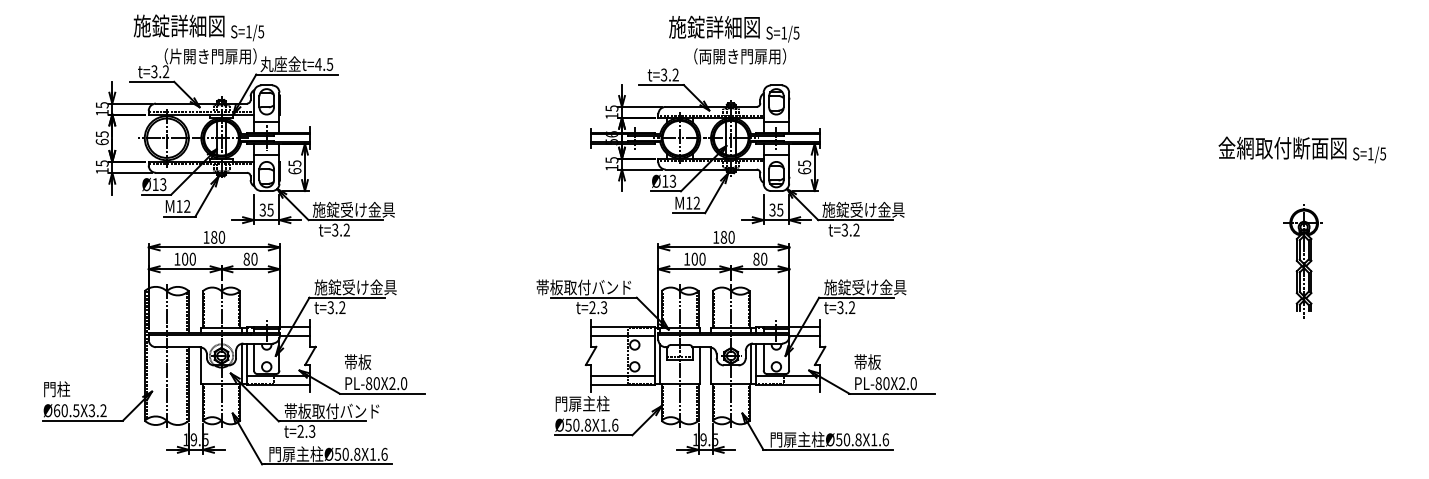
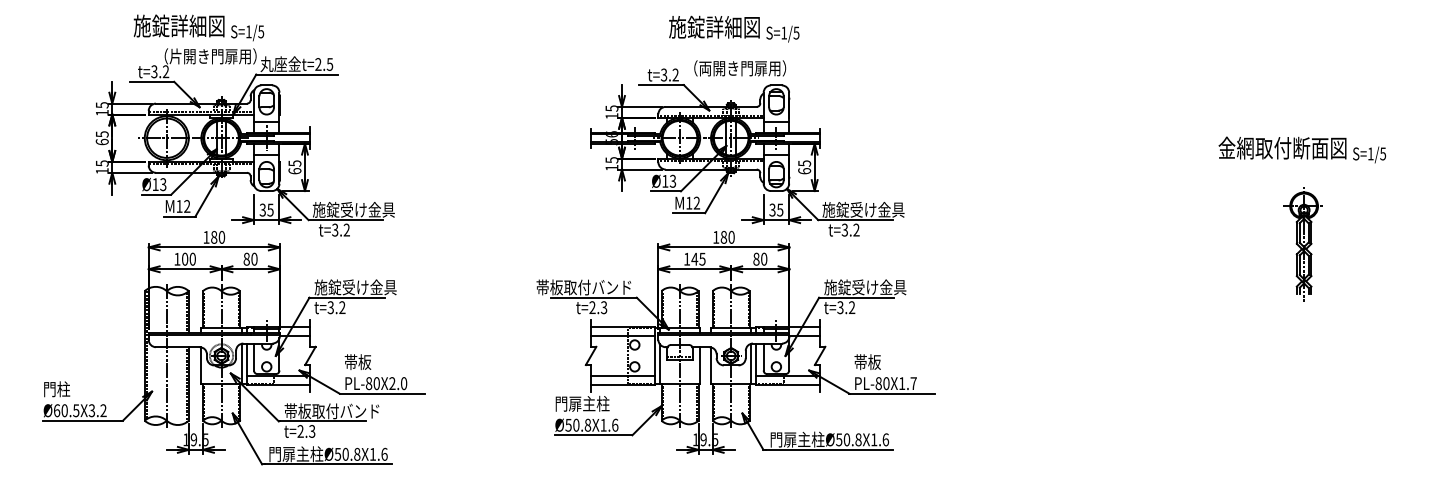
text position: (740, 56) -> (740, 68) (740, 68)
text: t=4.5 -> t=2.5 (318, 64)
text: 100 -> 145 (698, 258)
part position: (1302, 261) -> (1302, 244) (1302, 244)
text: PL-80X2.0 -> PL-80X1.7 (907, 383)
